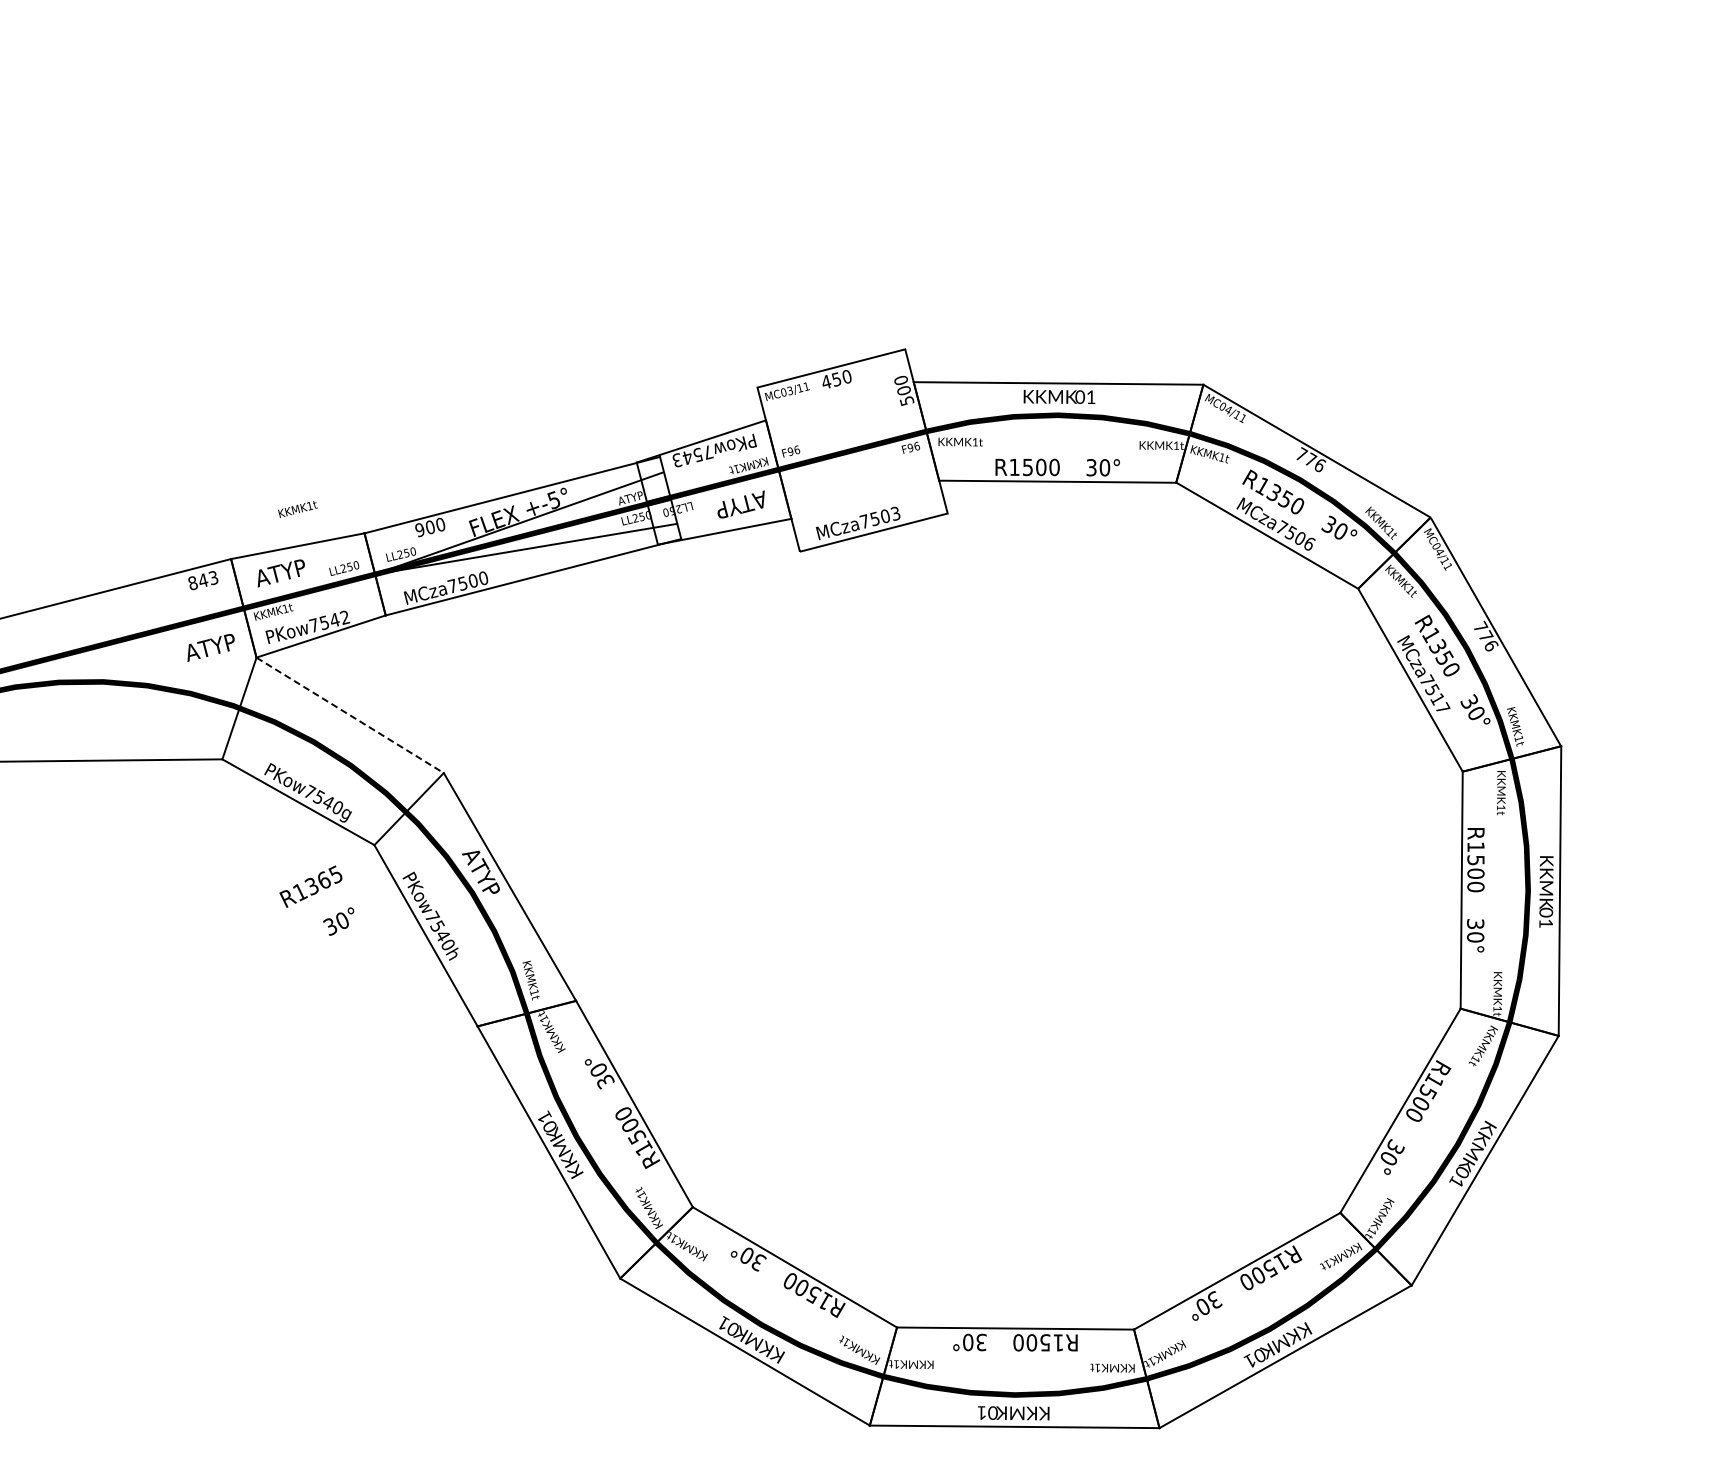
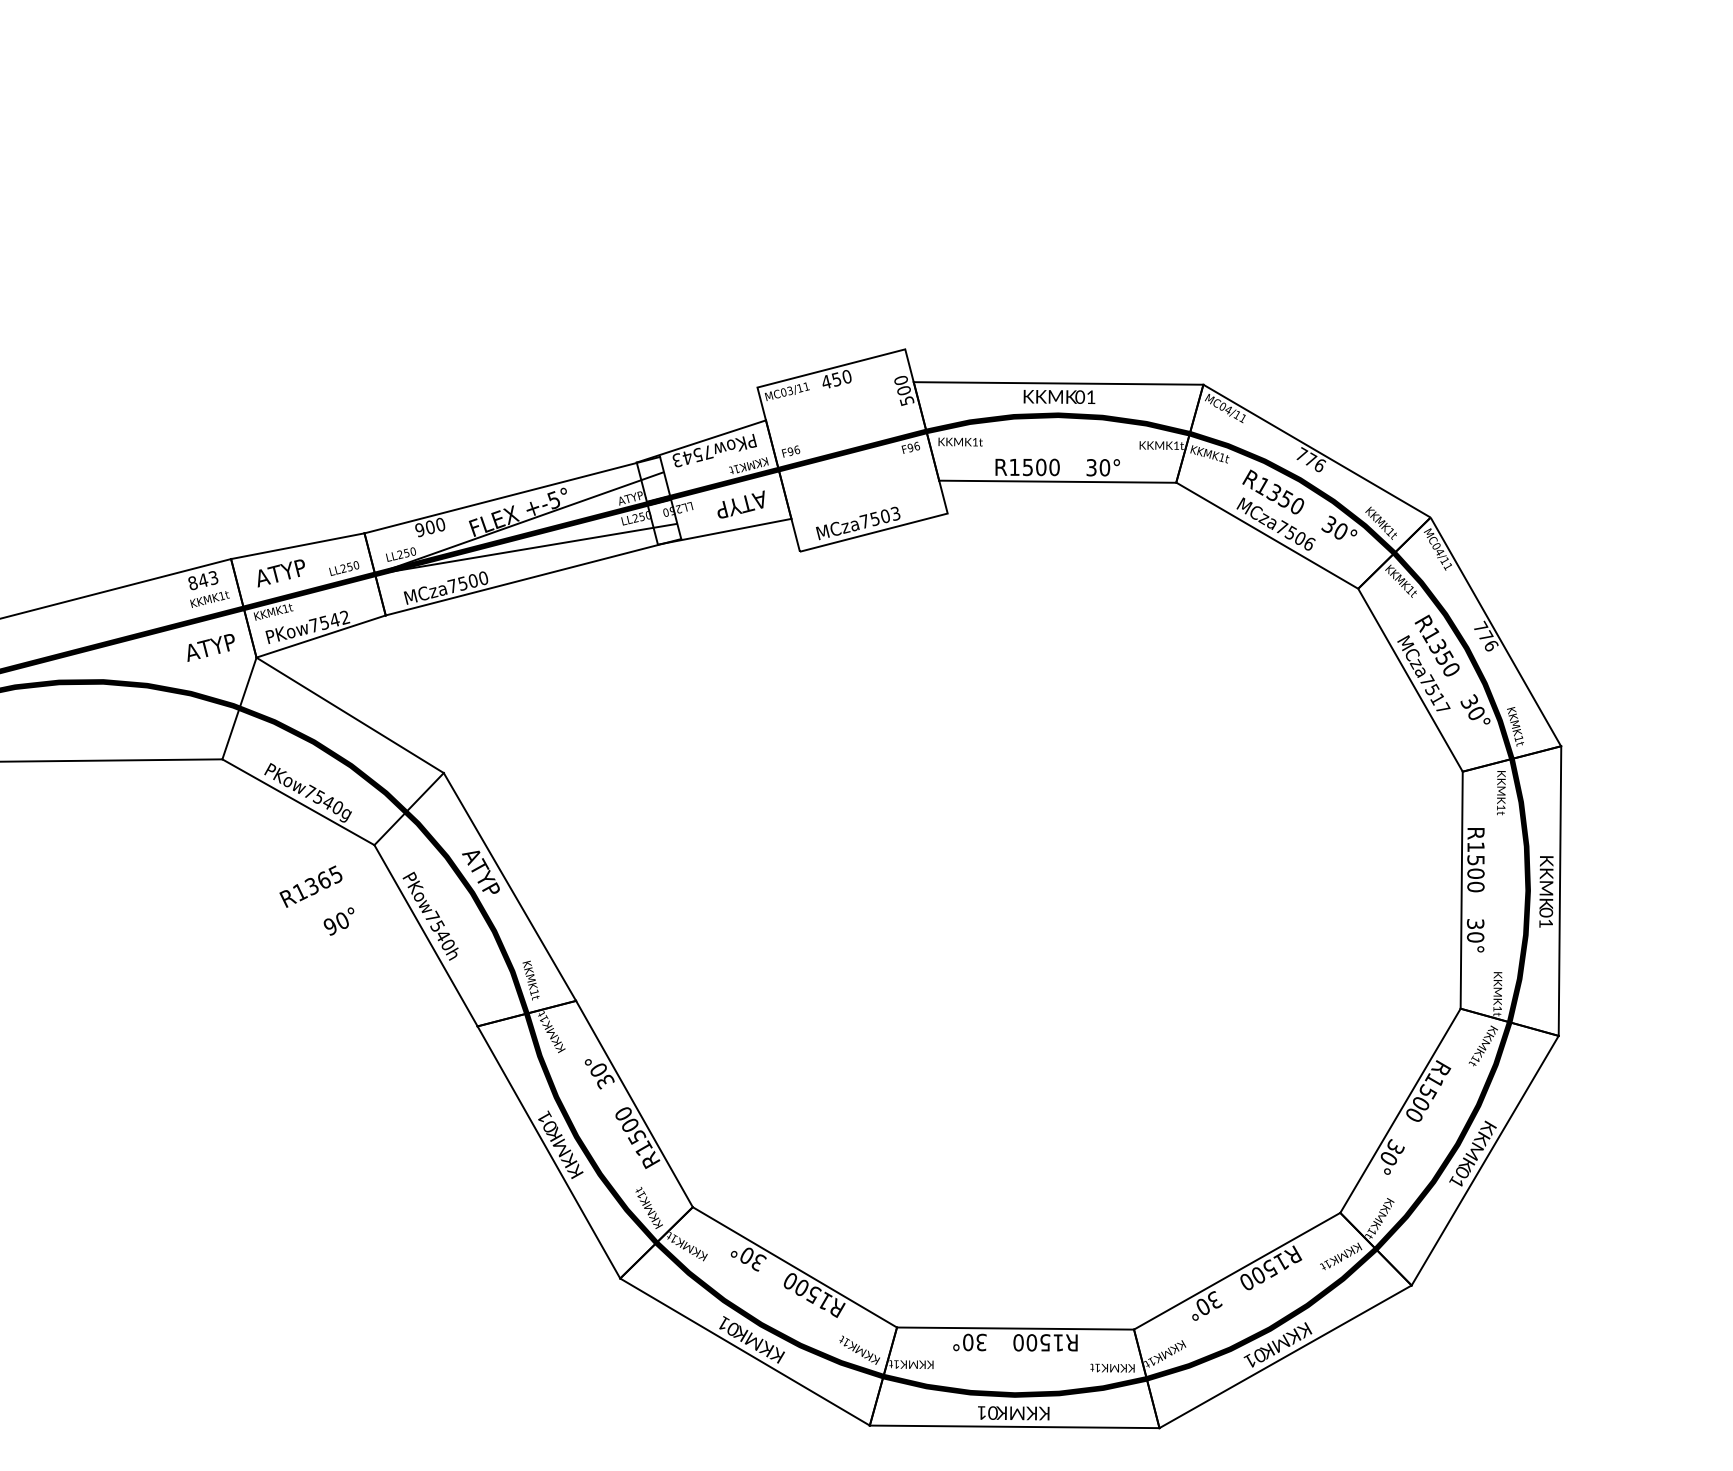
text position: (297, 509) -> (209, 599) (209, 599)
line: dashed -> solid (350, 715)
text: 30° -> 90° (330, 926)
